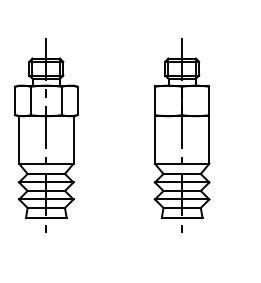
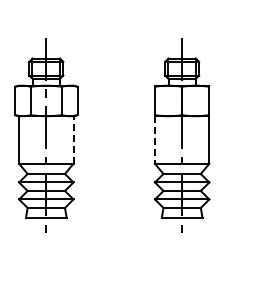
line: solid -> dashed (73, 140)
line: solid -> dashed (155, 140)
